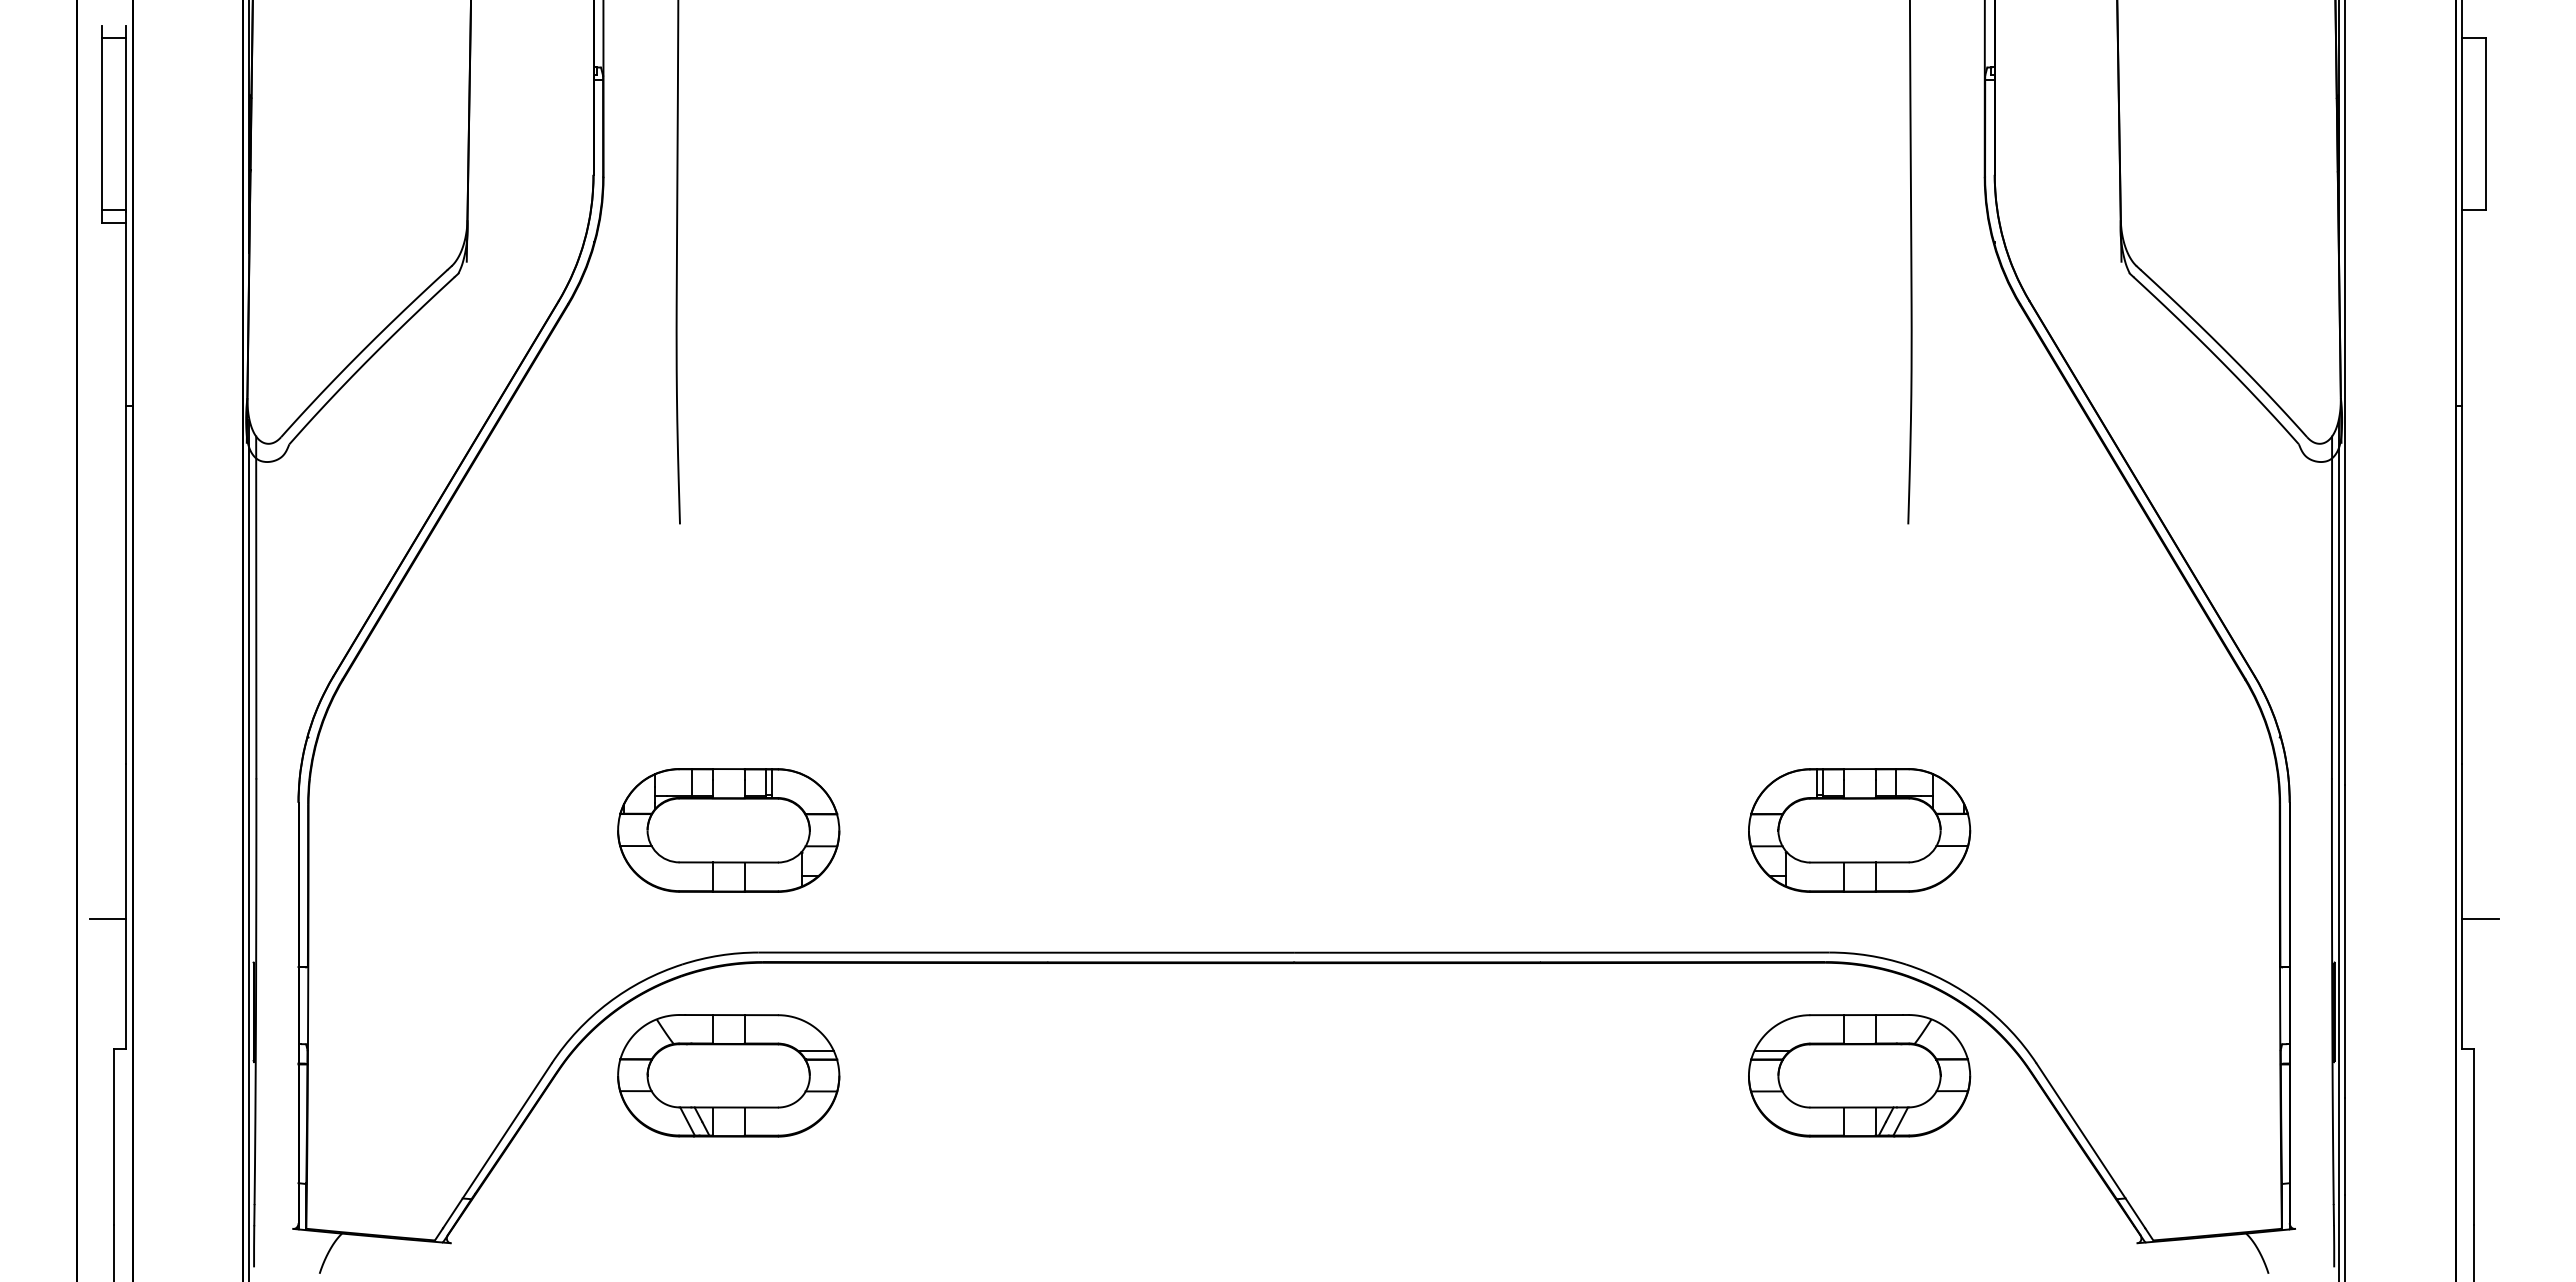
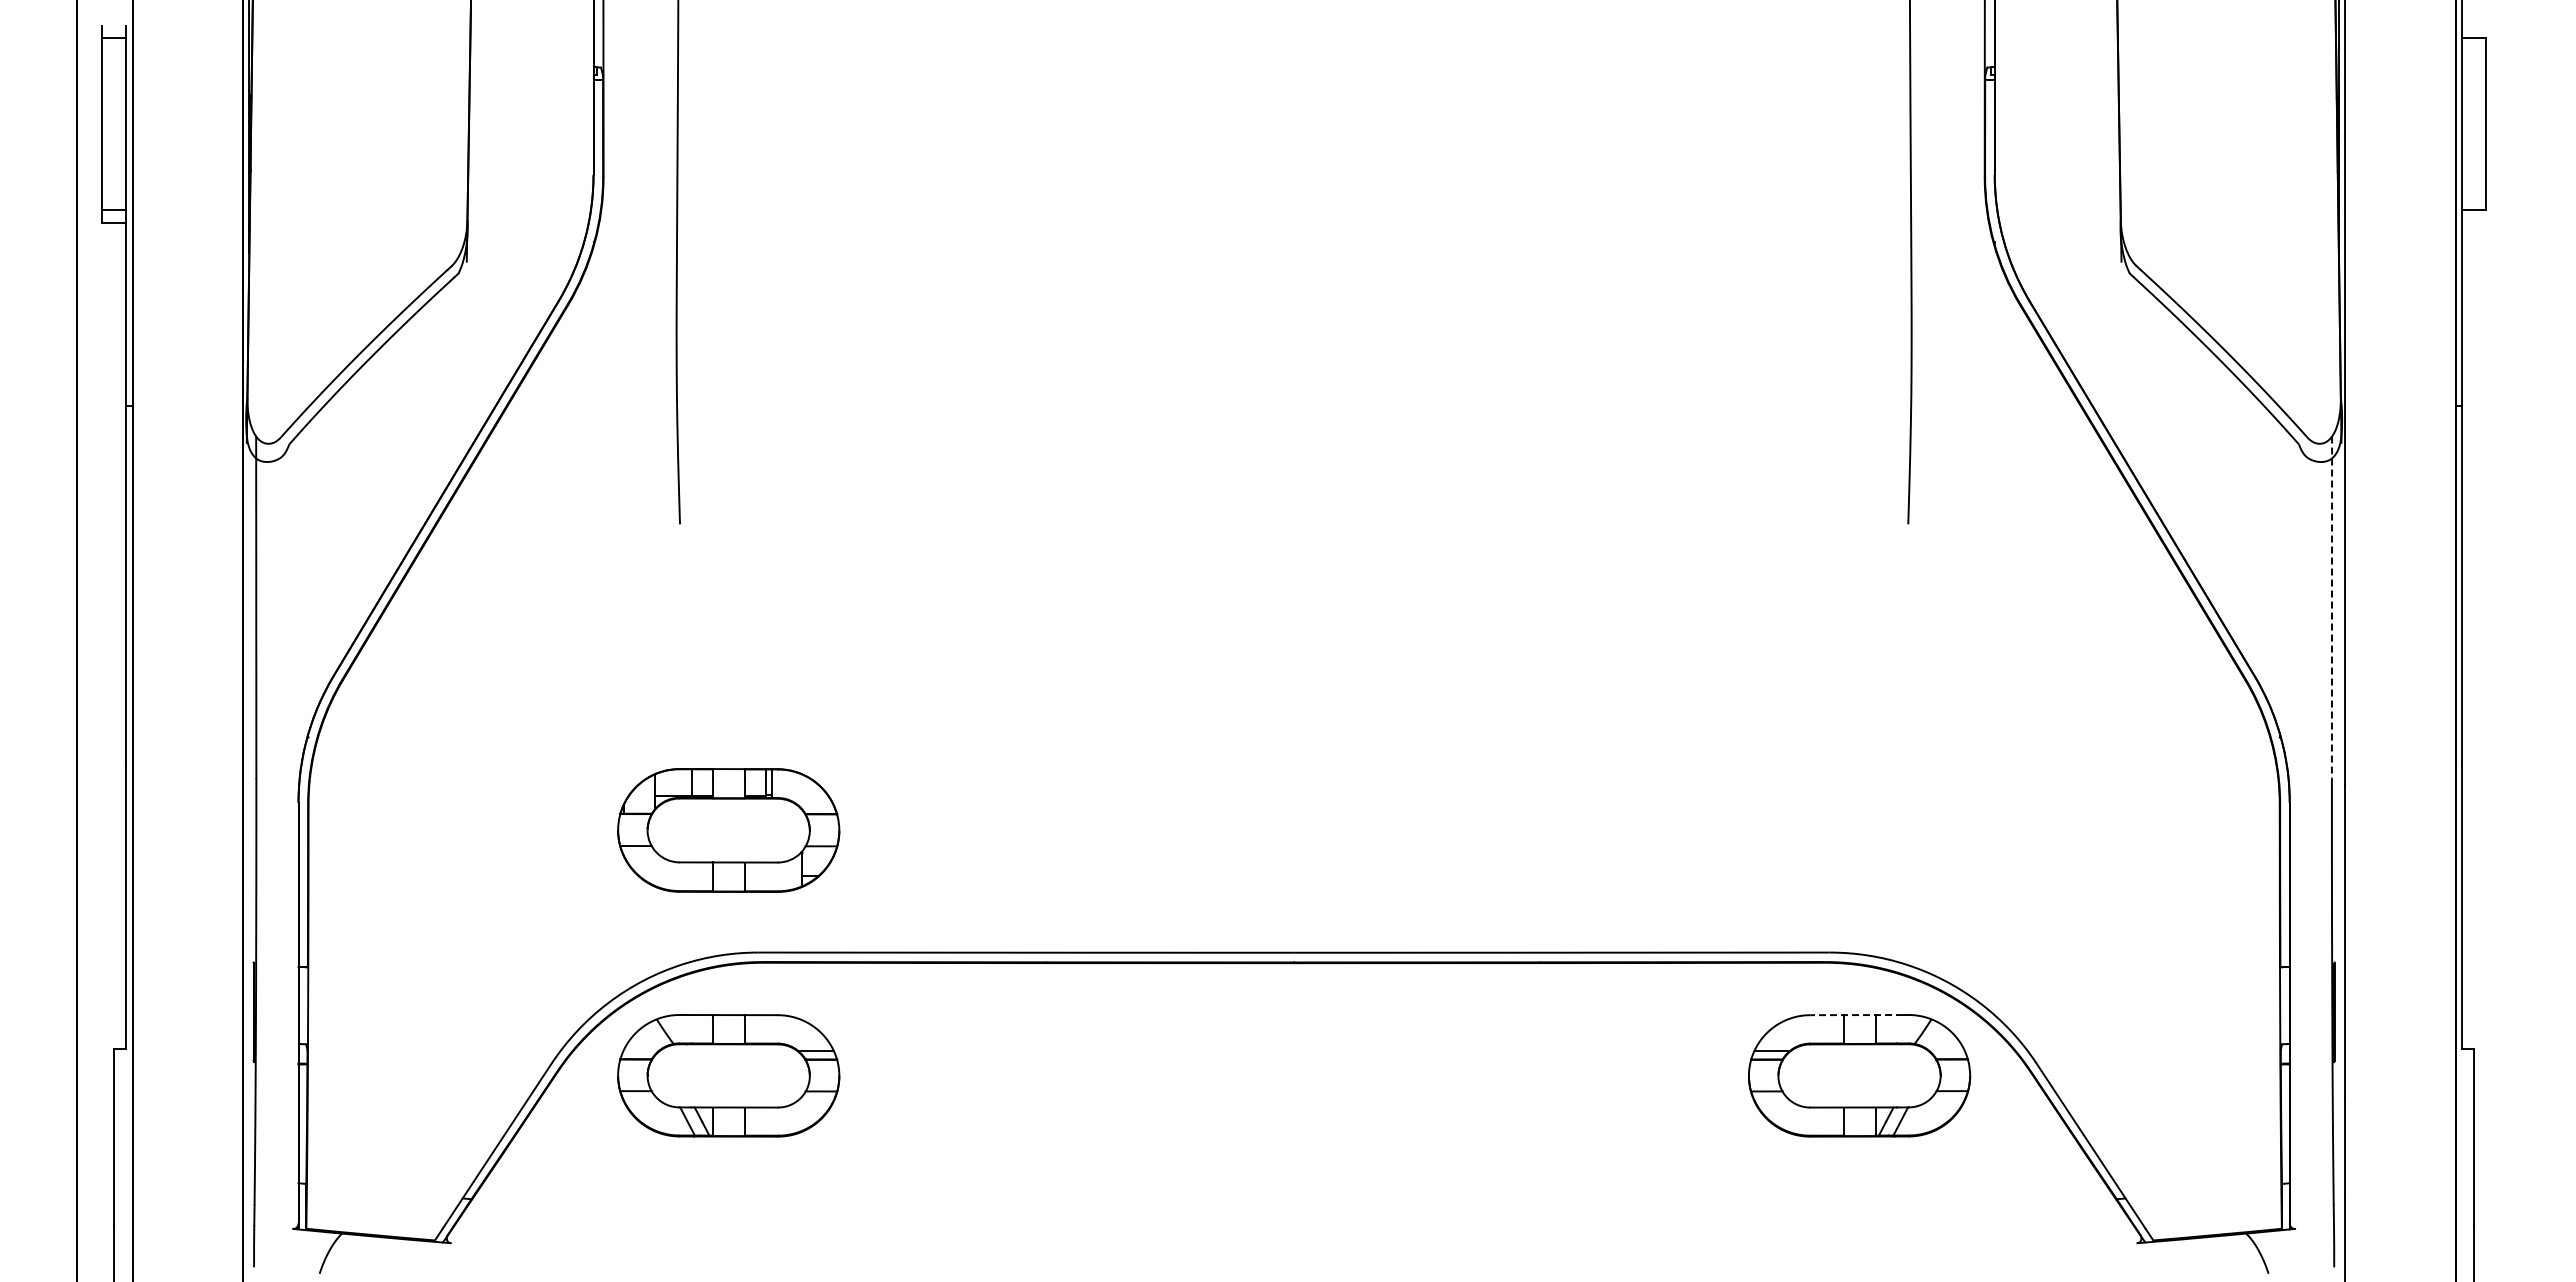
line: solid -> dashed (2331, 607)
part: present -> none (1859, 830)
line: present -> none (249, 848)
line: present -> none (2338, 848)
line: present -> none (107, 919)
line: present -> none (2479, 919)
line: solid -> dashed (1856, 1015)
